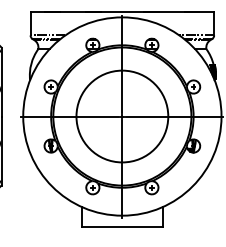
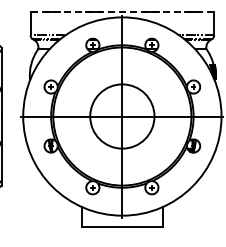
line: solid -> dashed (122, 12)
circle diameter: 92 px -> 64 px (122, 116)
